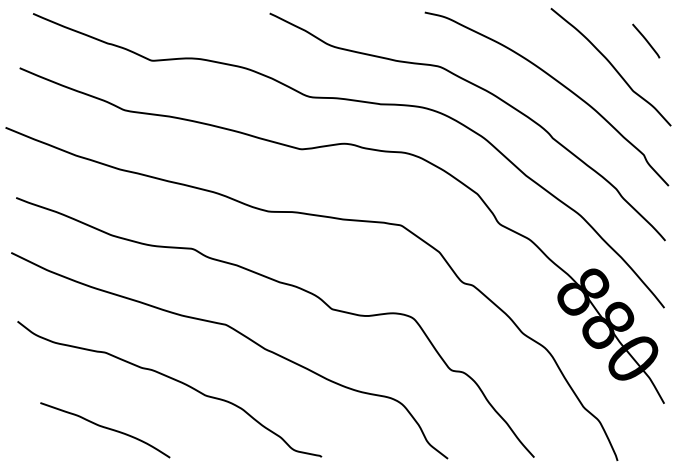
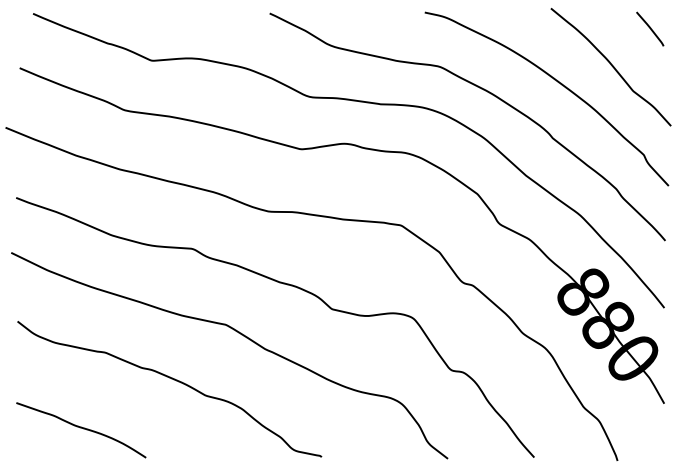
line position: (646, 40) -> (650, 28) (650, 28)
curve position: (105, 428) -> (81, 428) (81, 428)
